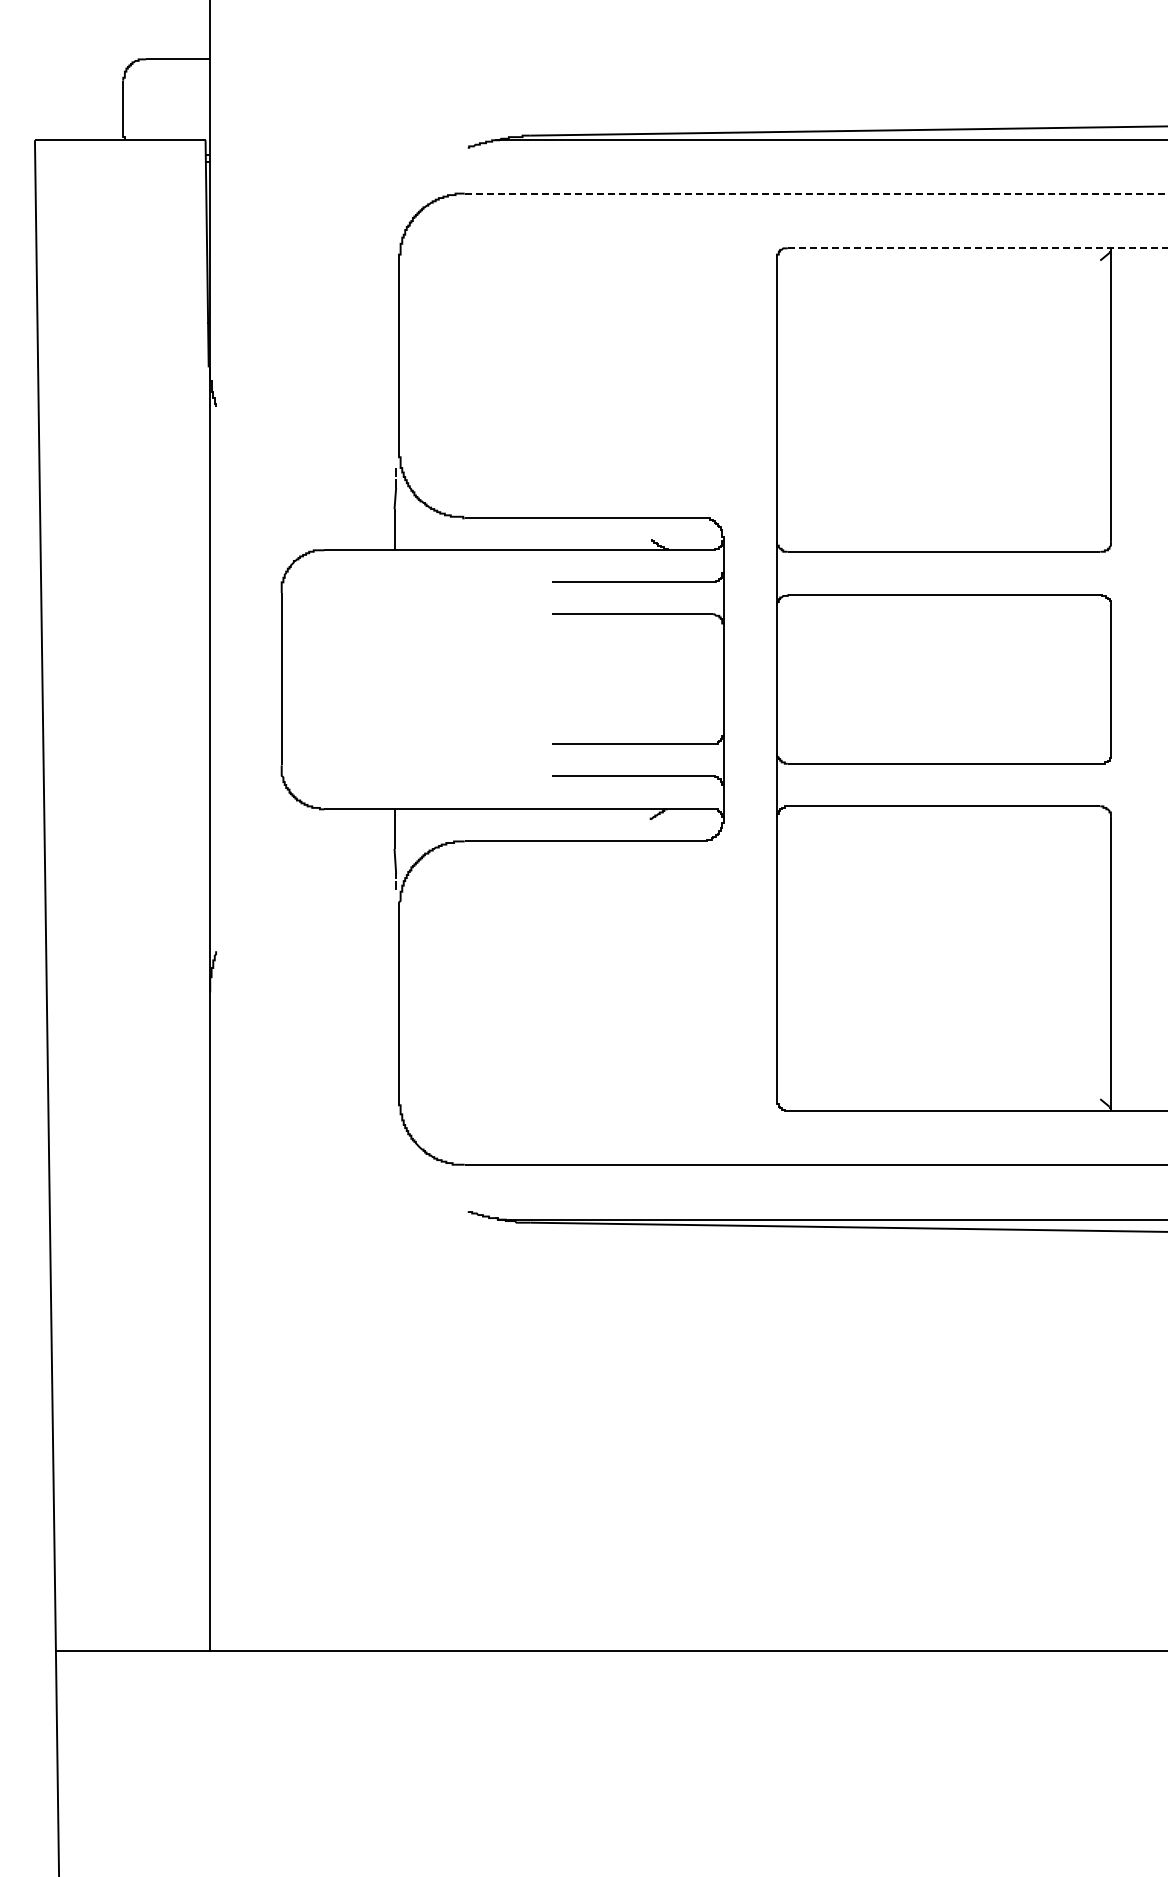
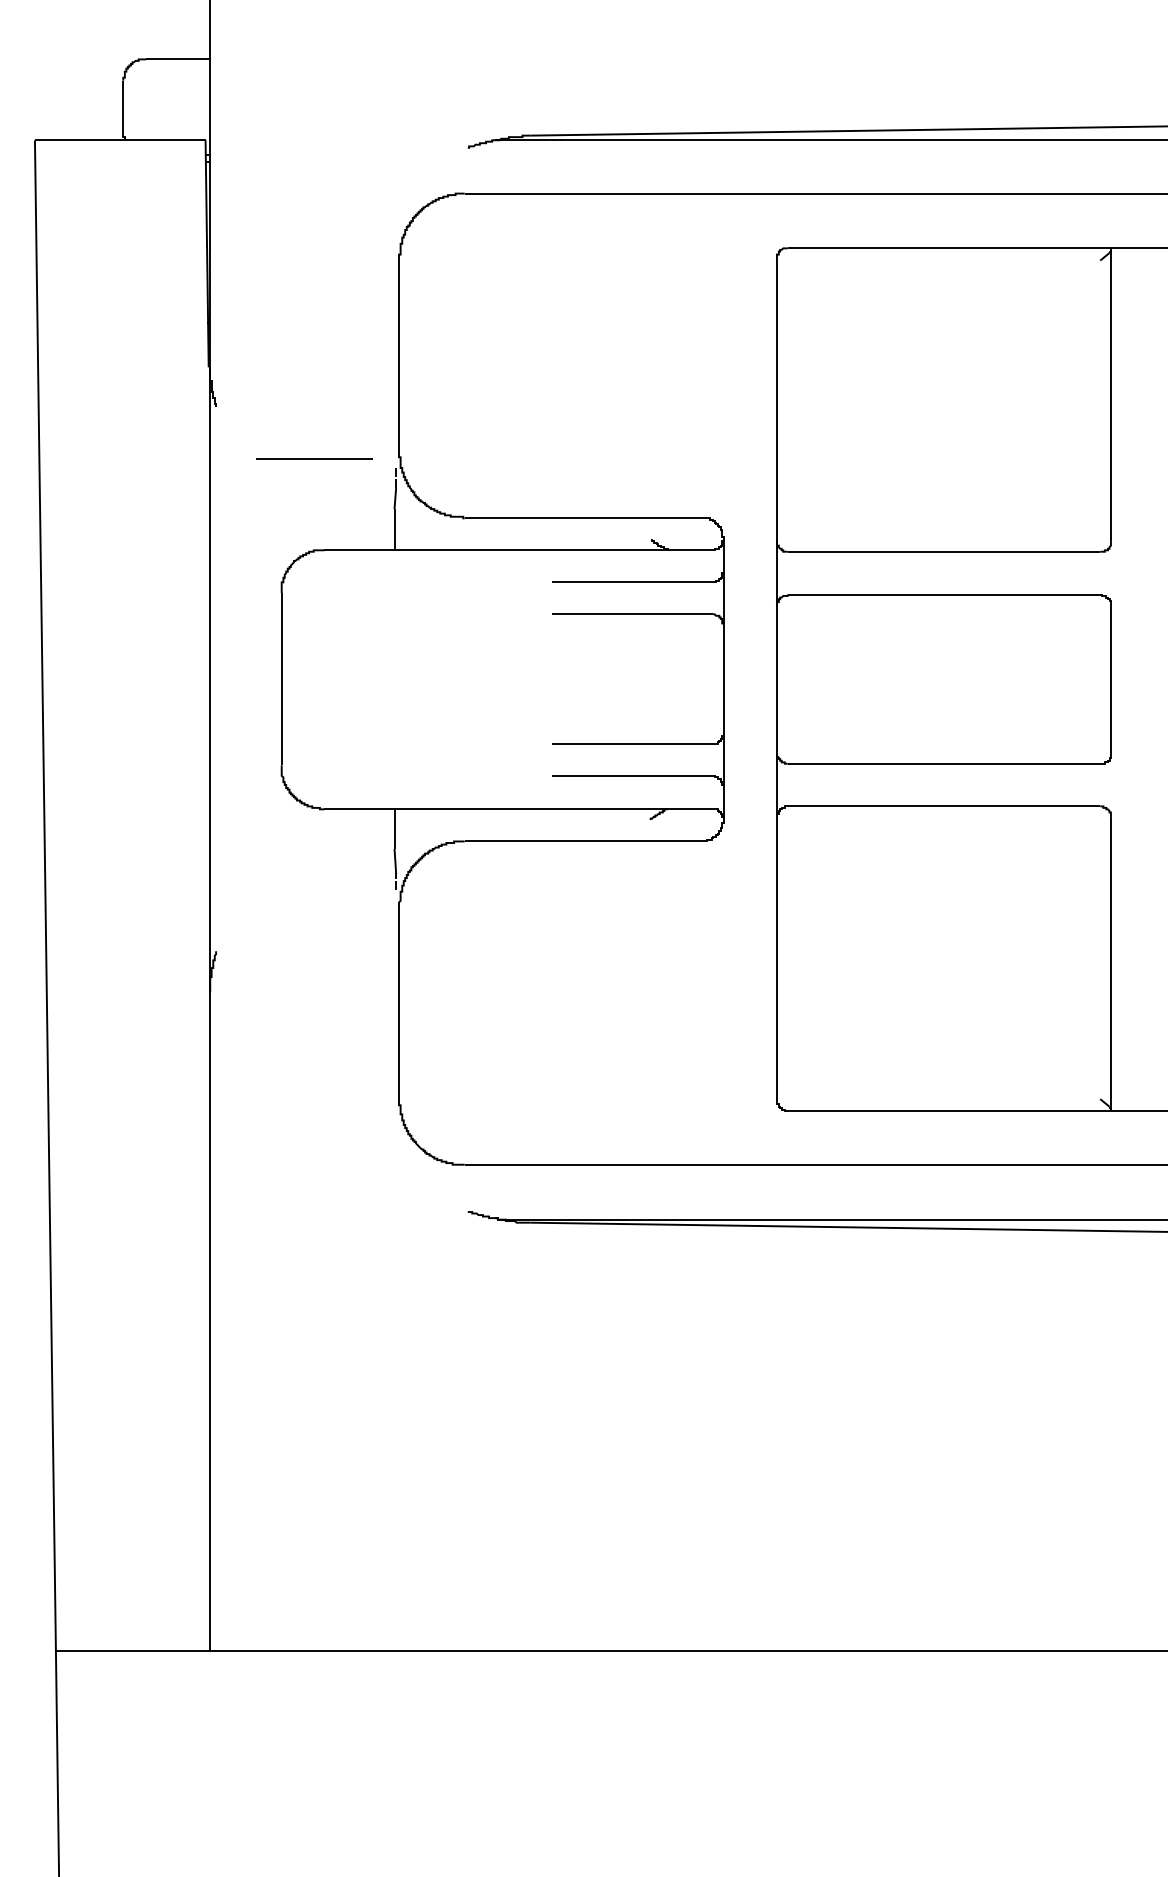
line: dashed -> solid (815, 193)
line: dashed -> solid (977, 248)
line: none -> present (314, 458)
